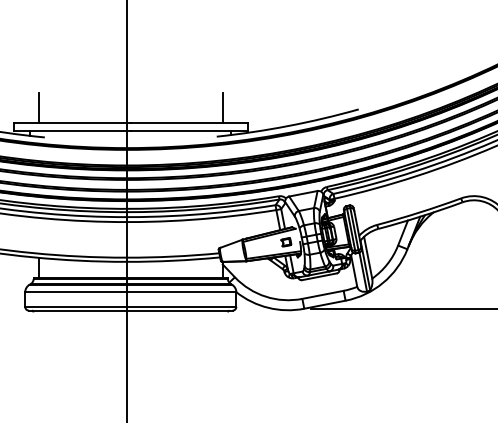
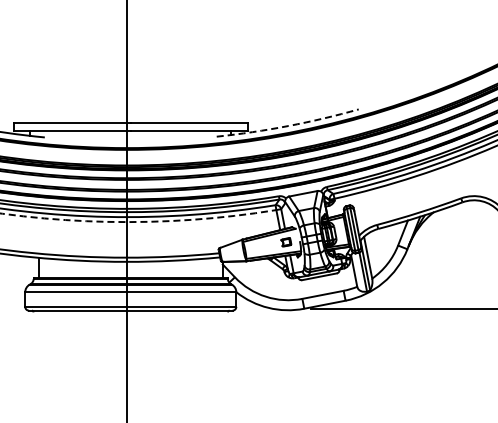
line: present -> none (38, 107)
line: present -> none (222, 107)
arc: solid -> dashed (288, 126)
arc: solid -> dashed (138, 221)
